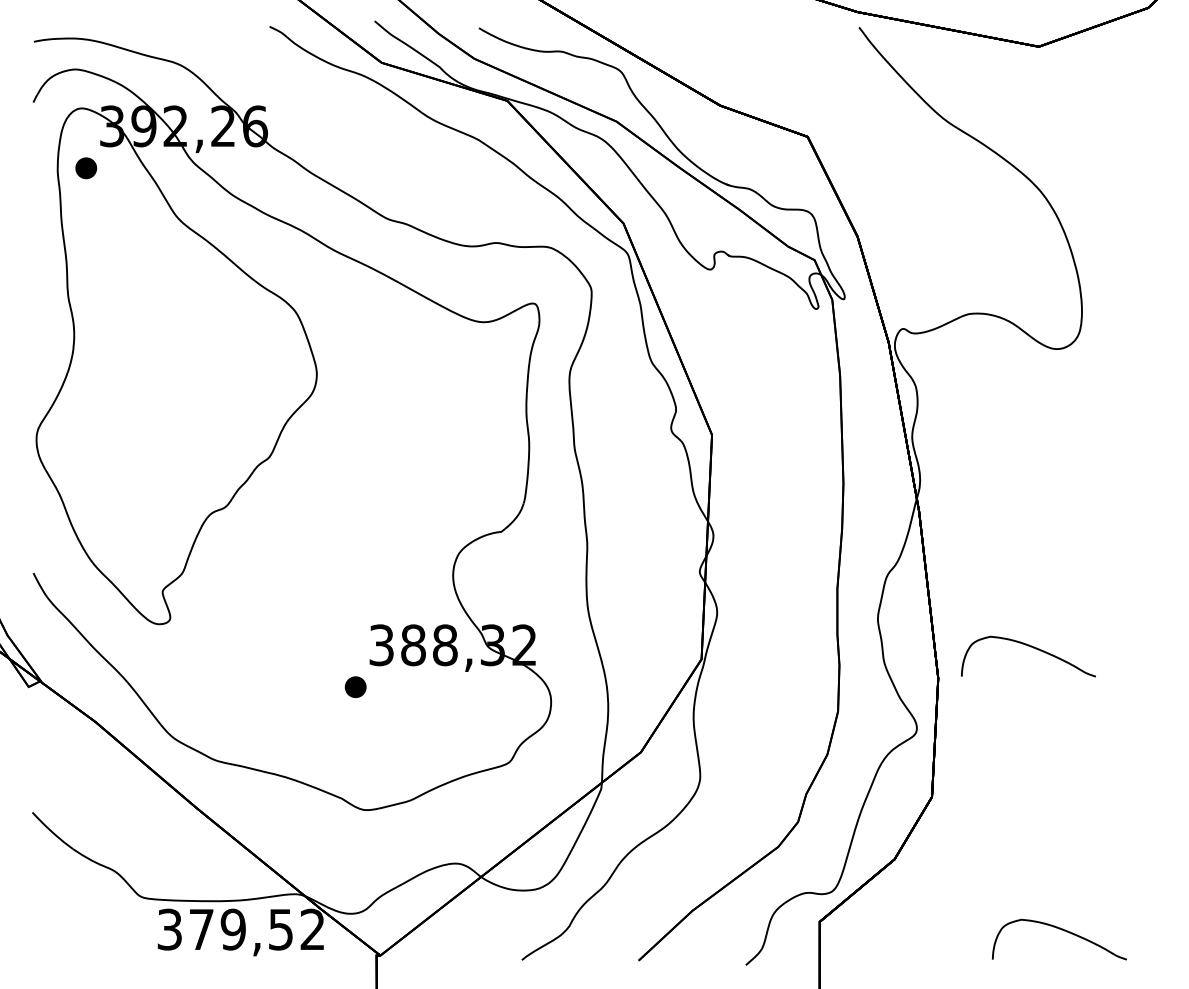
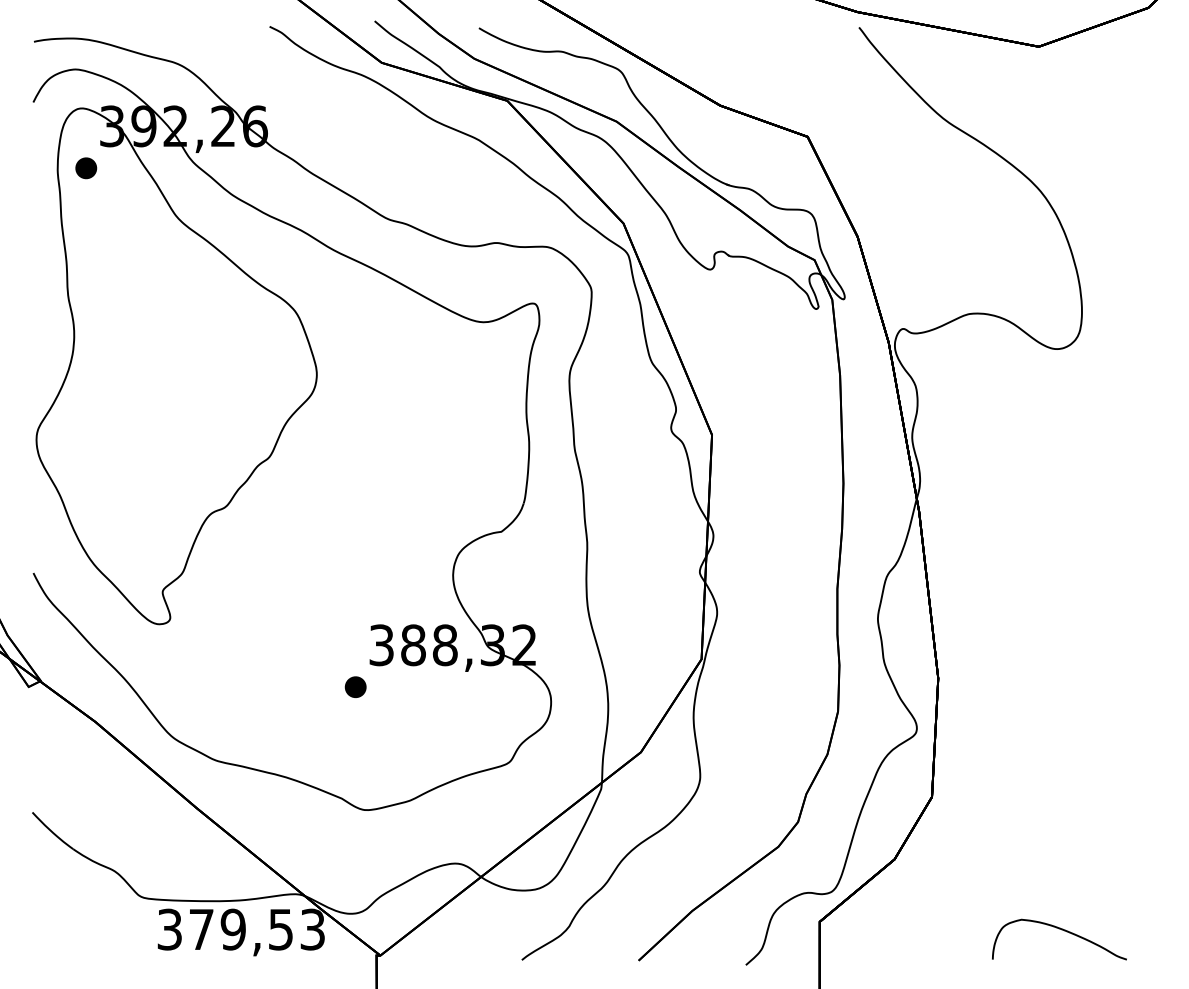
curve: present -> none (1030, 647)
text: 379,52 -> 379,53 (312, 929)
